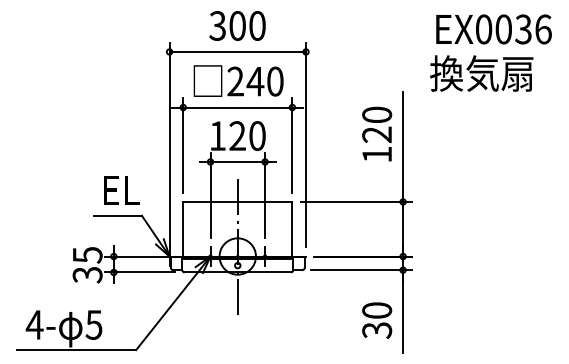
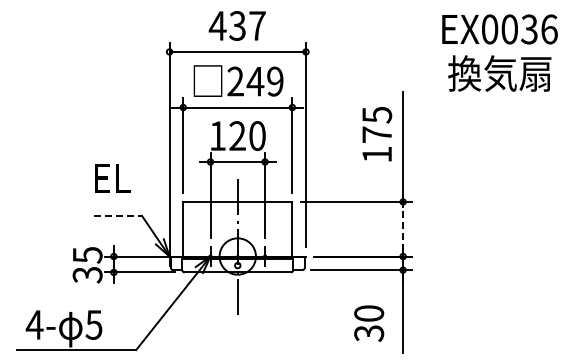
text: 300 -> 437 (236, 25)
text position: (493, 29) -> (499, 29) (499, 29)
text position: (481, 73) -> (499, 73) (499, 73)
text: 240 -> 249 (275, 81)
text: 120 -> 175 (377, 124)
text position: (121, 190) -> (112, 178) (112, 178)
line: solid -> dashed (118, 215)
line: solid -> dashed (403, 229)
text position: (377, 320) -> (369, 323) (369, 323)
